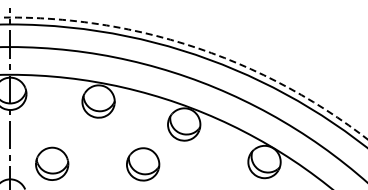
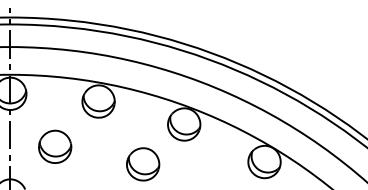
circle: dashed -> solid (183, 78)
part position: (52, 163) -> (55, 146) (55, 146)
